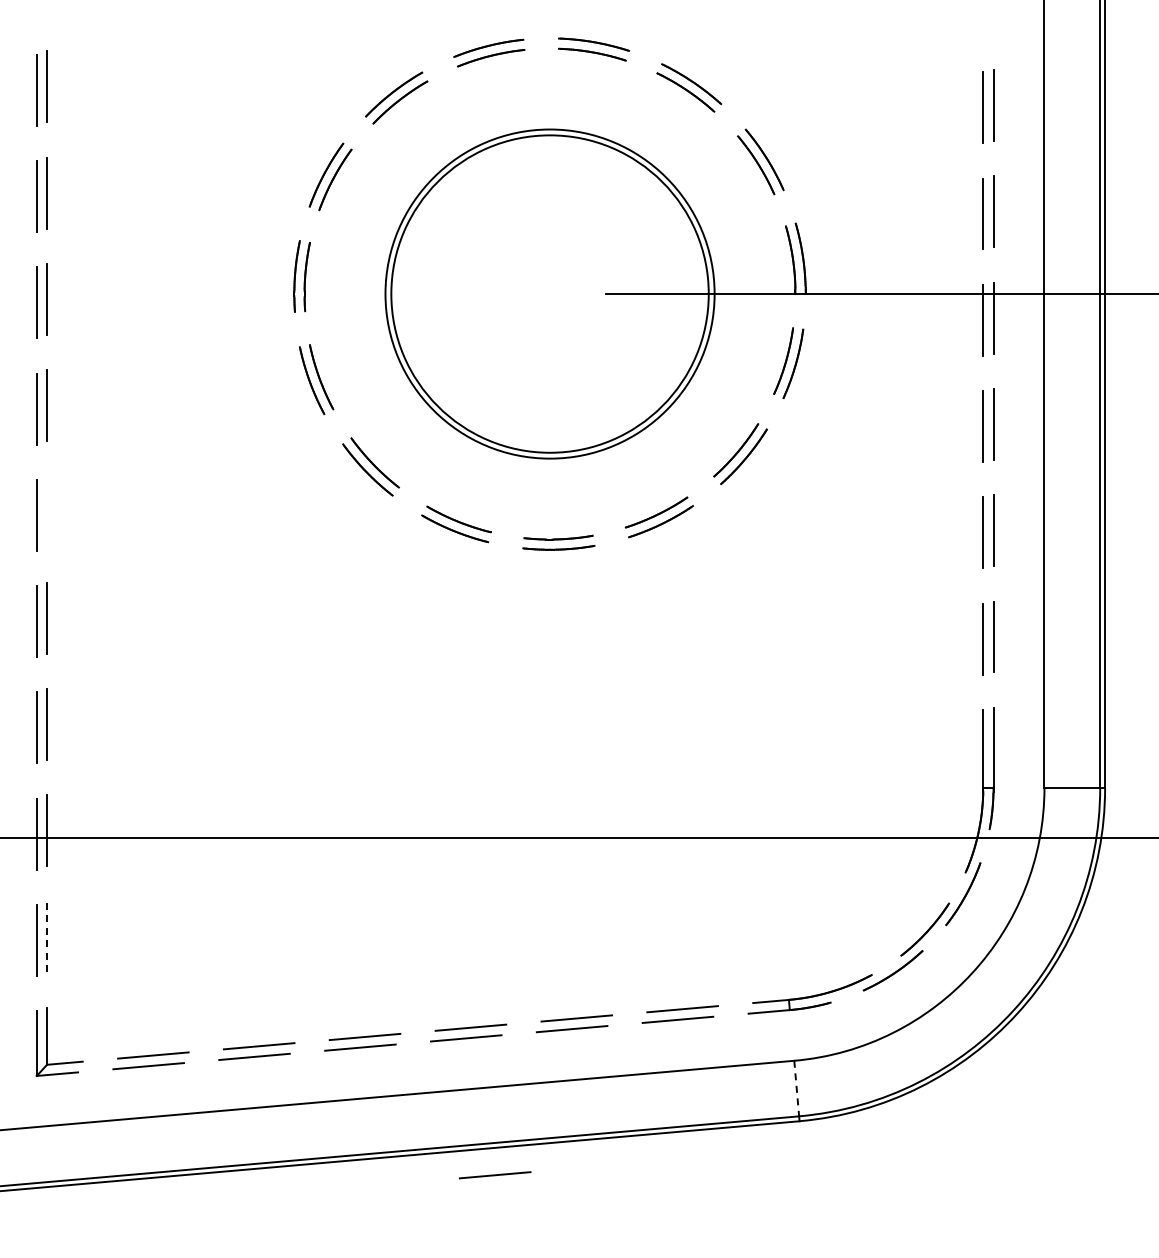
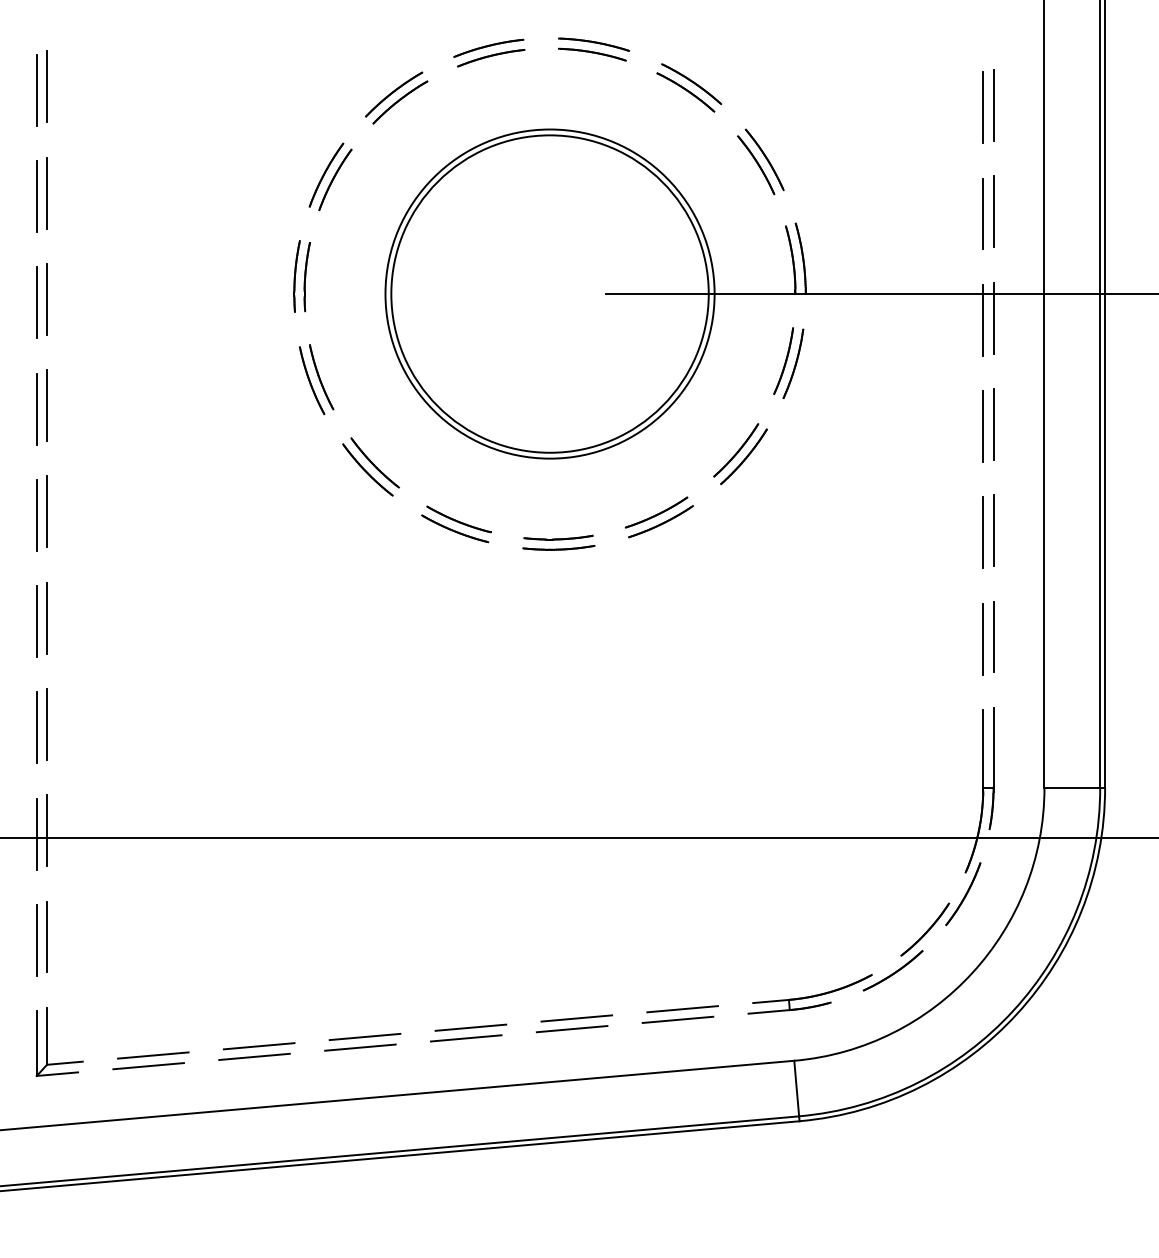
line: none -> present (47, 511)
line: dashed -> solid (47, 936)
line: dashed -> solid (796, 1088)
line: present -> none (495, 1175)
